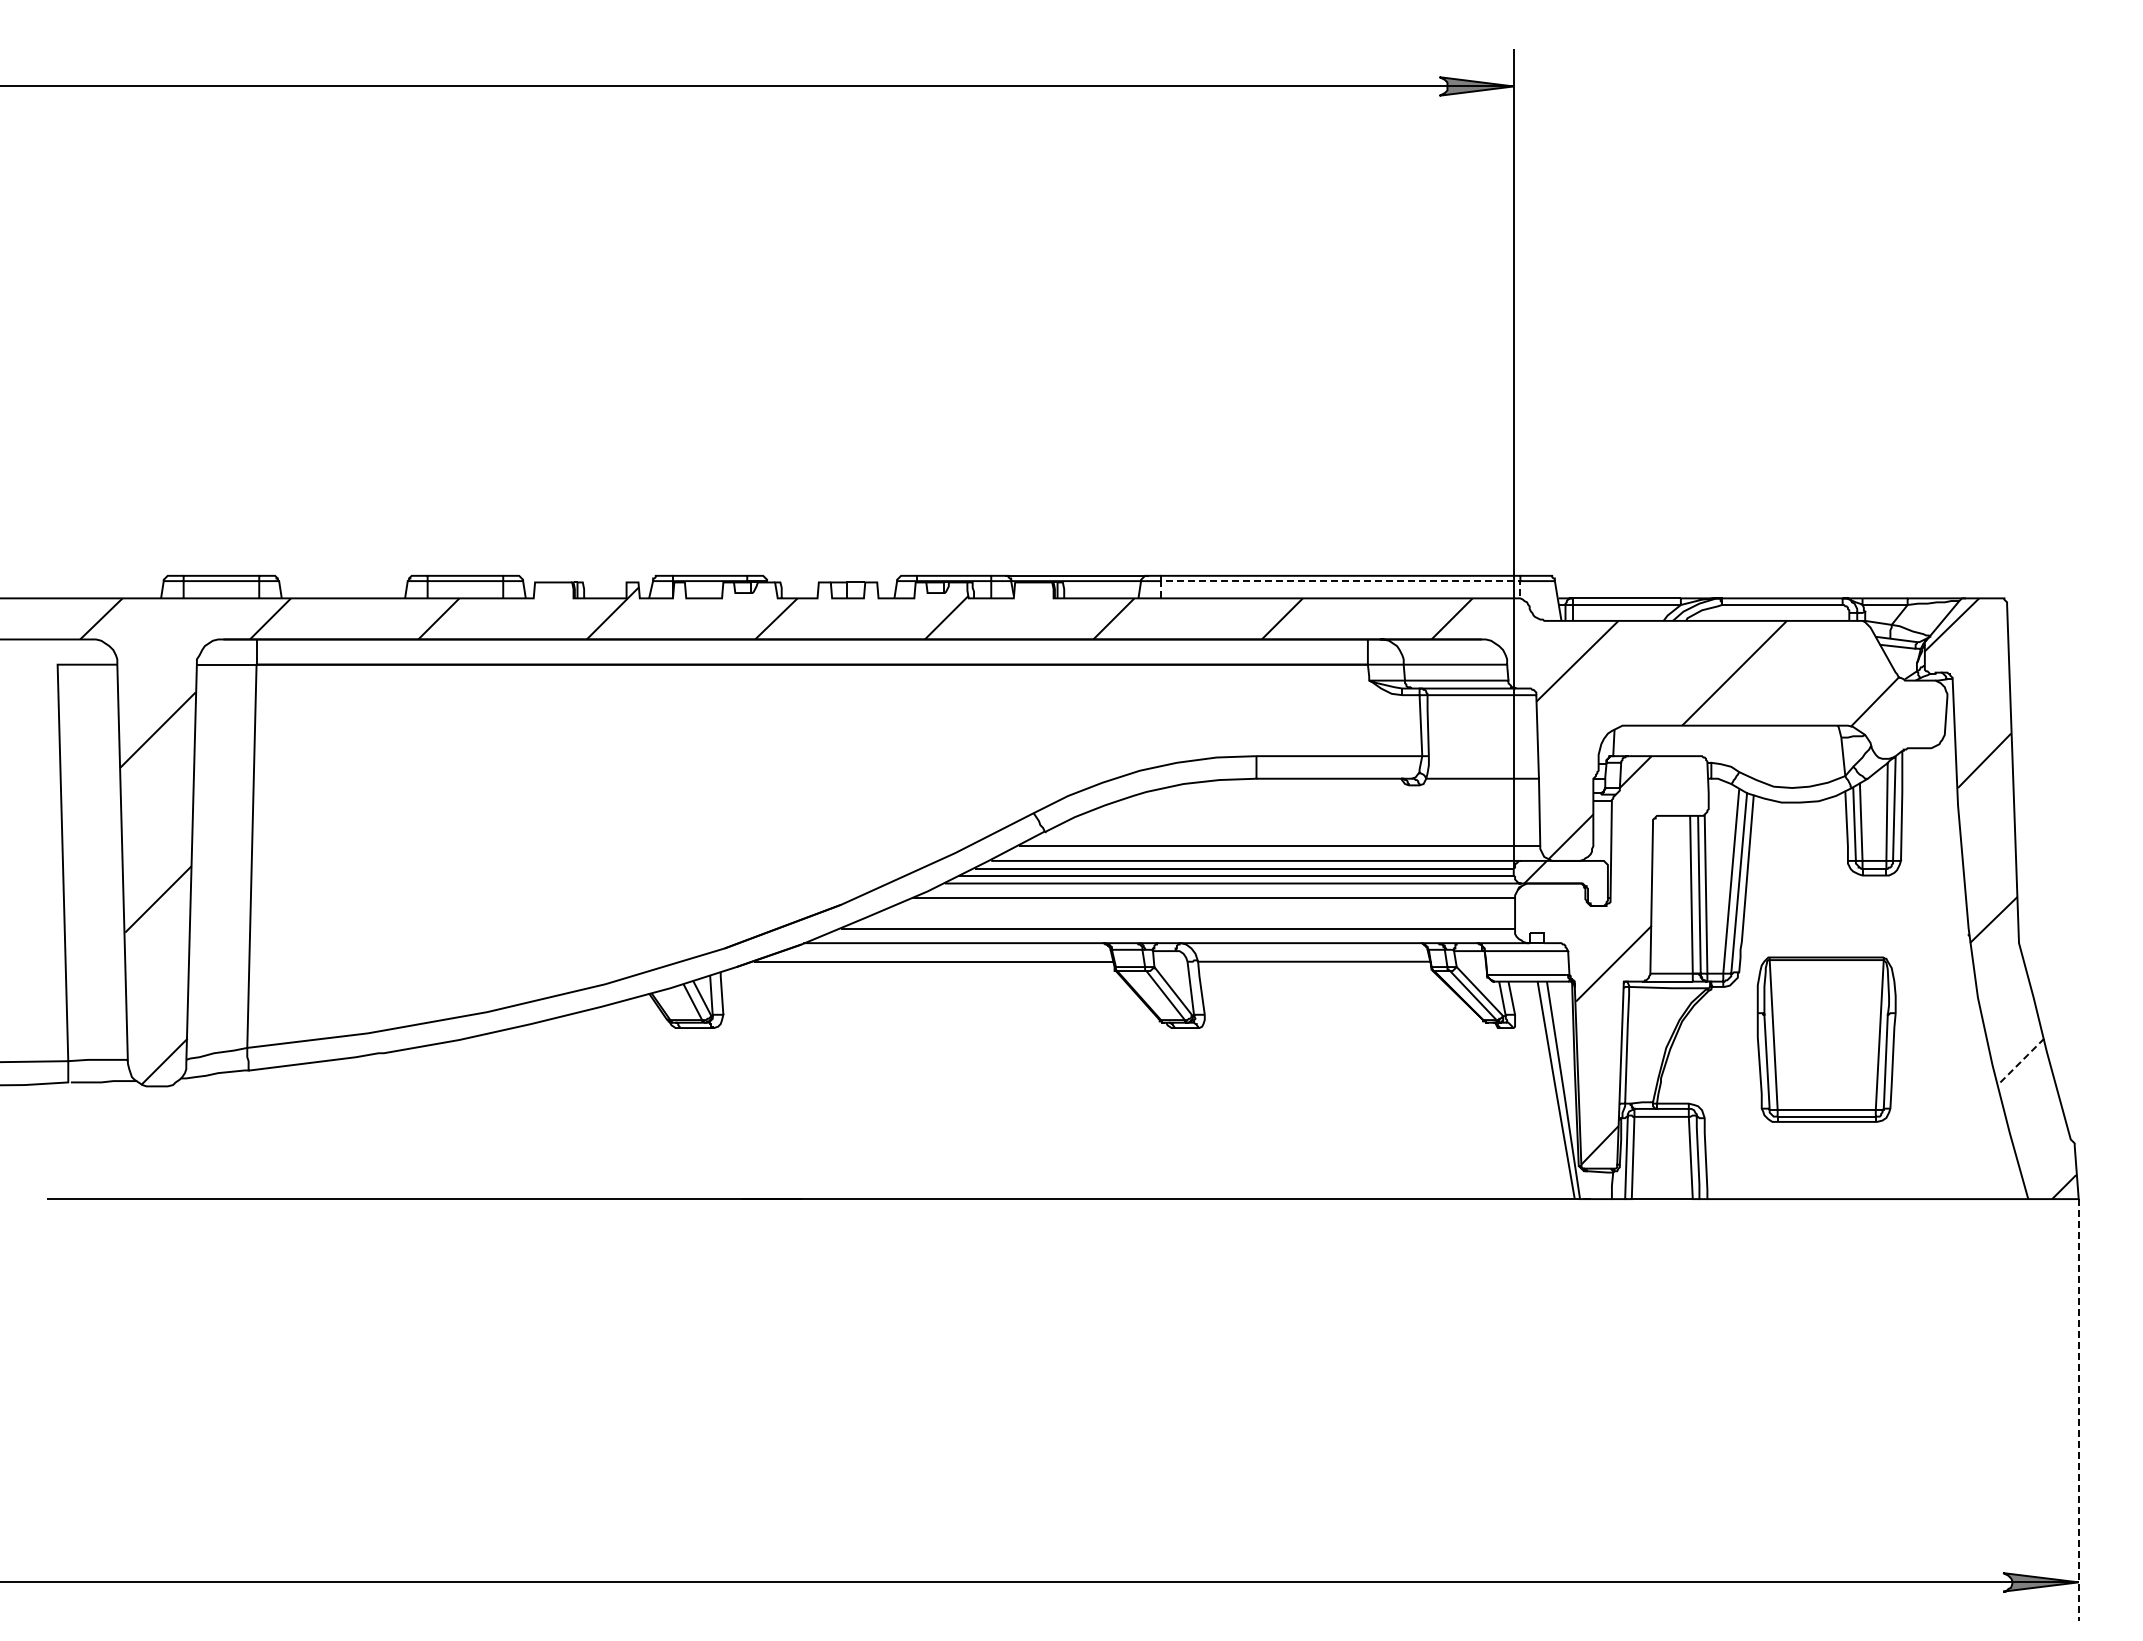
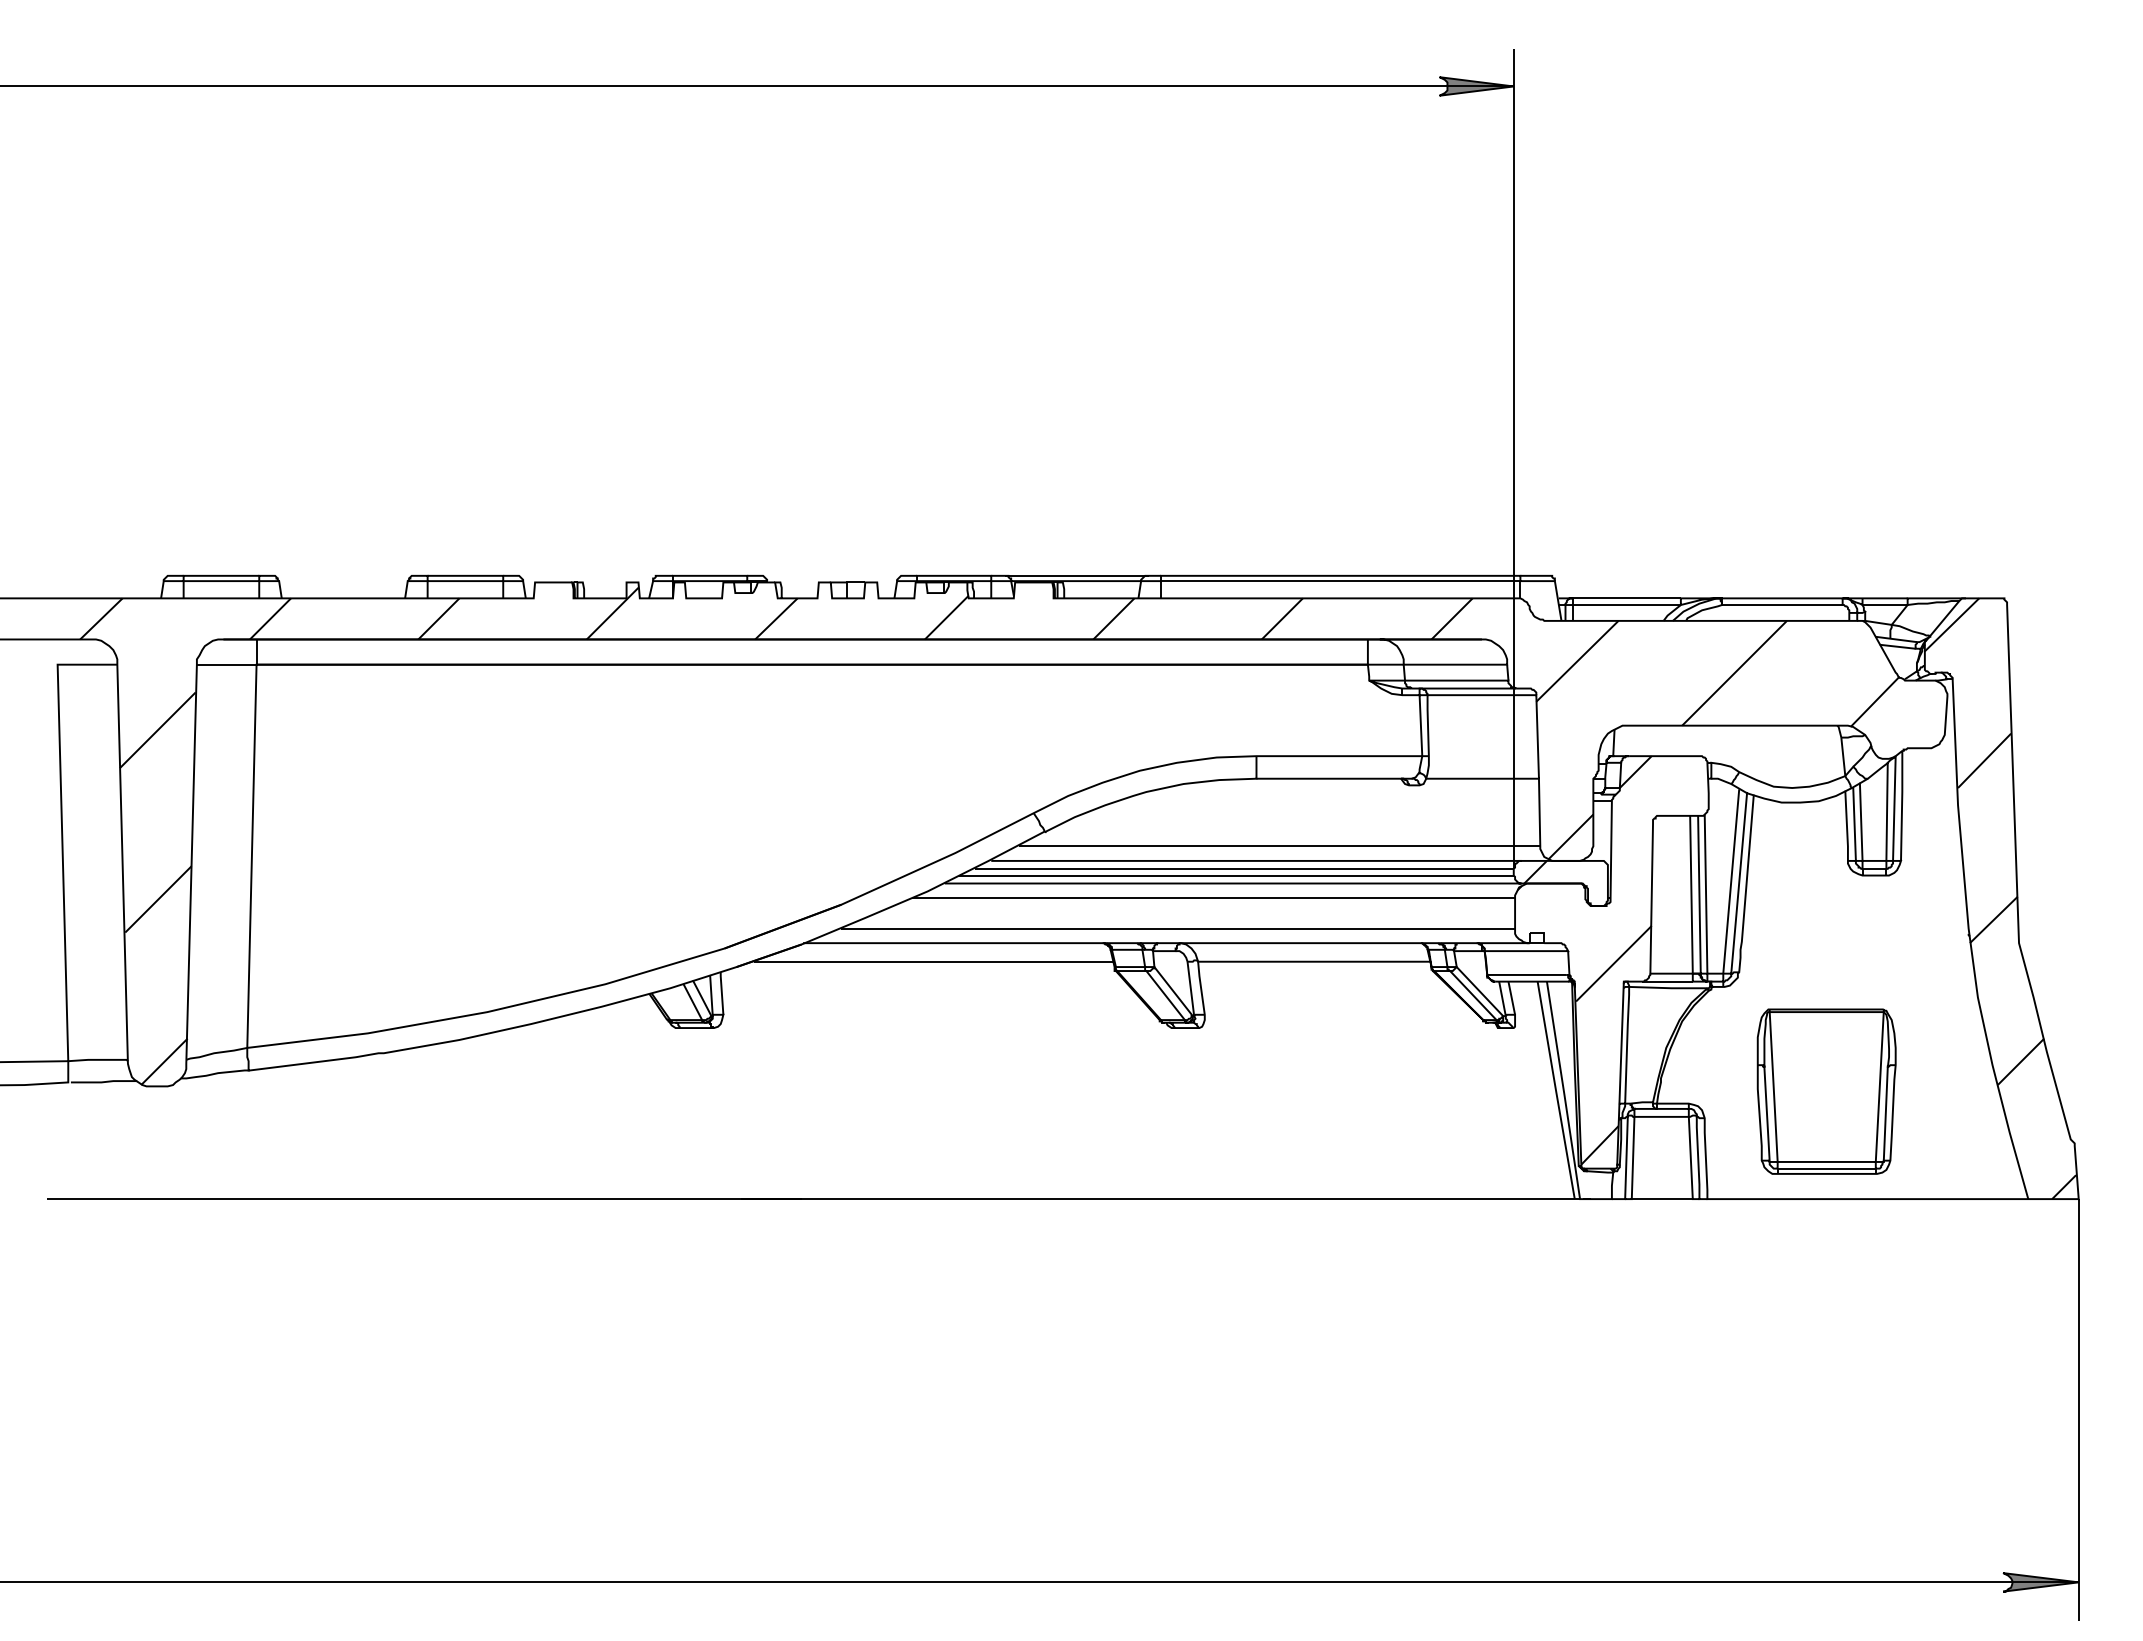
line: dashed -> solid (1340, 581)
part position: (1826, 1039) -> (1826, 1091) (1826, 1091)
line: dashed -> solid (2021, 1061)
line: dashed -> solid (2078, 1409)
